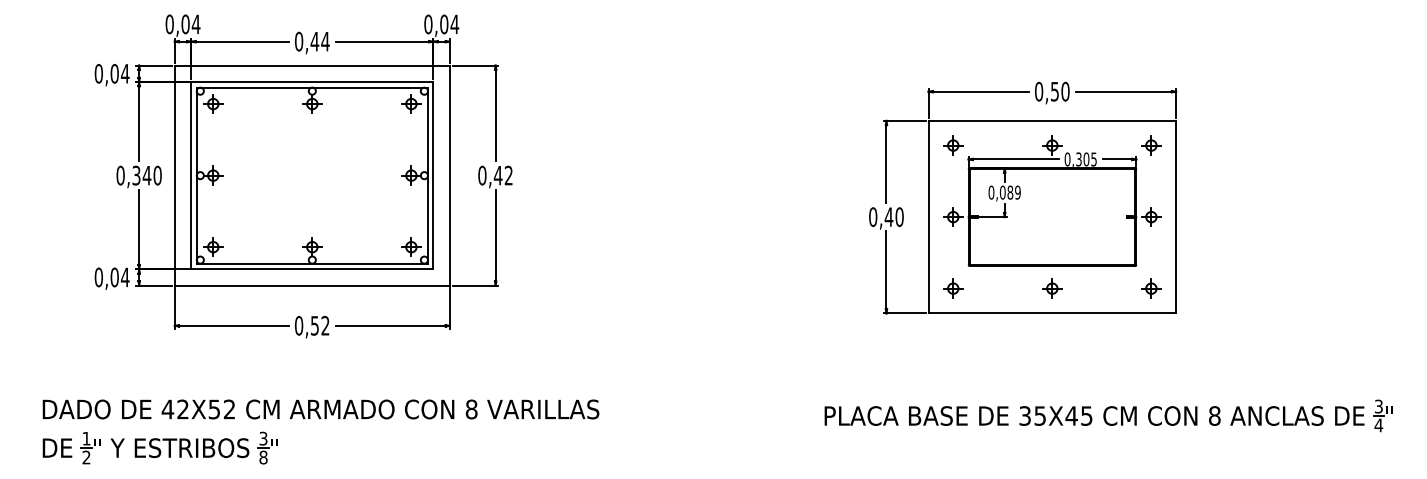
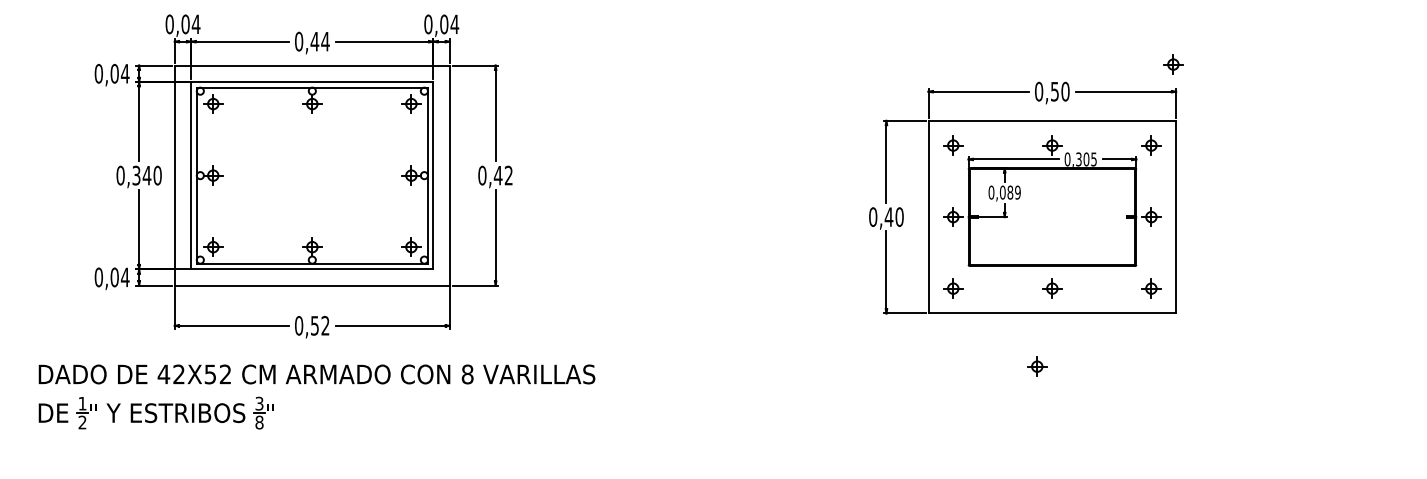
part: none -> present (1173, 64)
part: none -> present (1037, 366)
part: present -> none (1108, 415)
part position: (320, 419) -> (316, 384) (316, 384)
